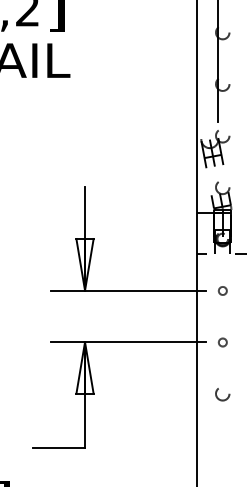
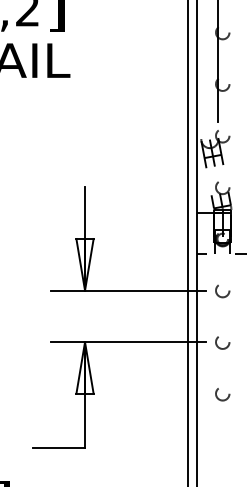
line: none -> present (188, 242)
circle size: 10x10 px -> 16x15 px (222, 291)
circle size: 11x11 px -> 16x14 px (222, 342)
